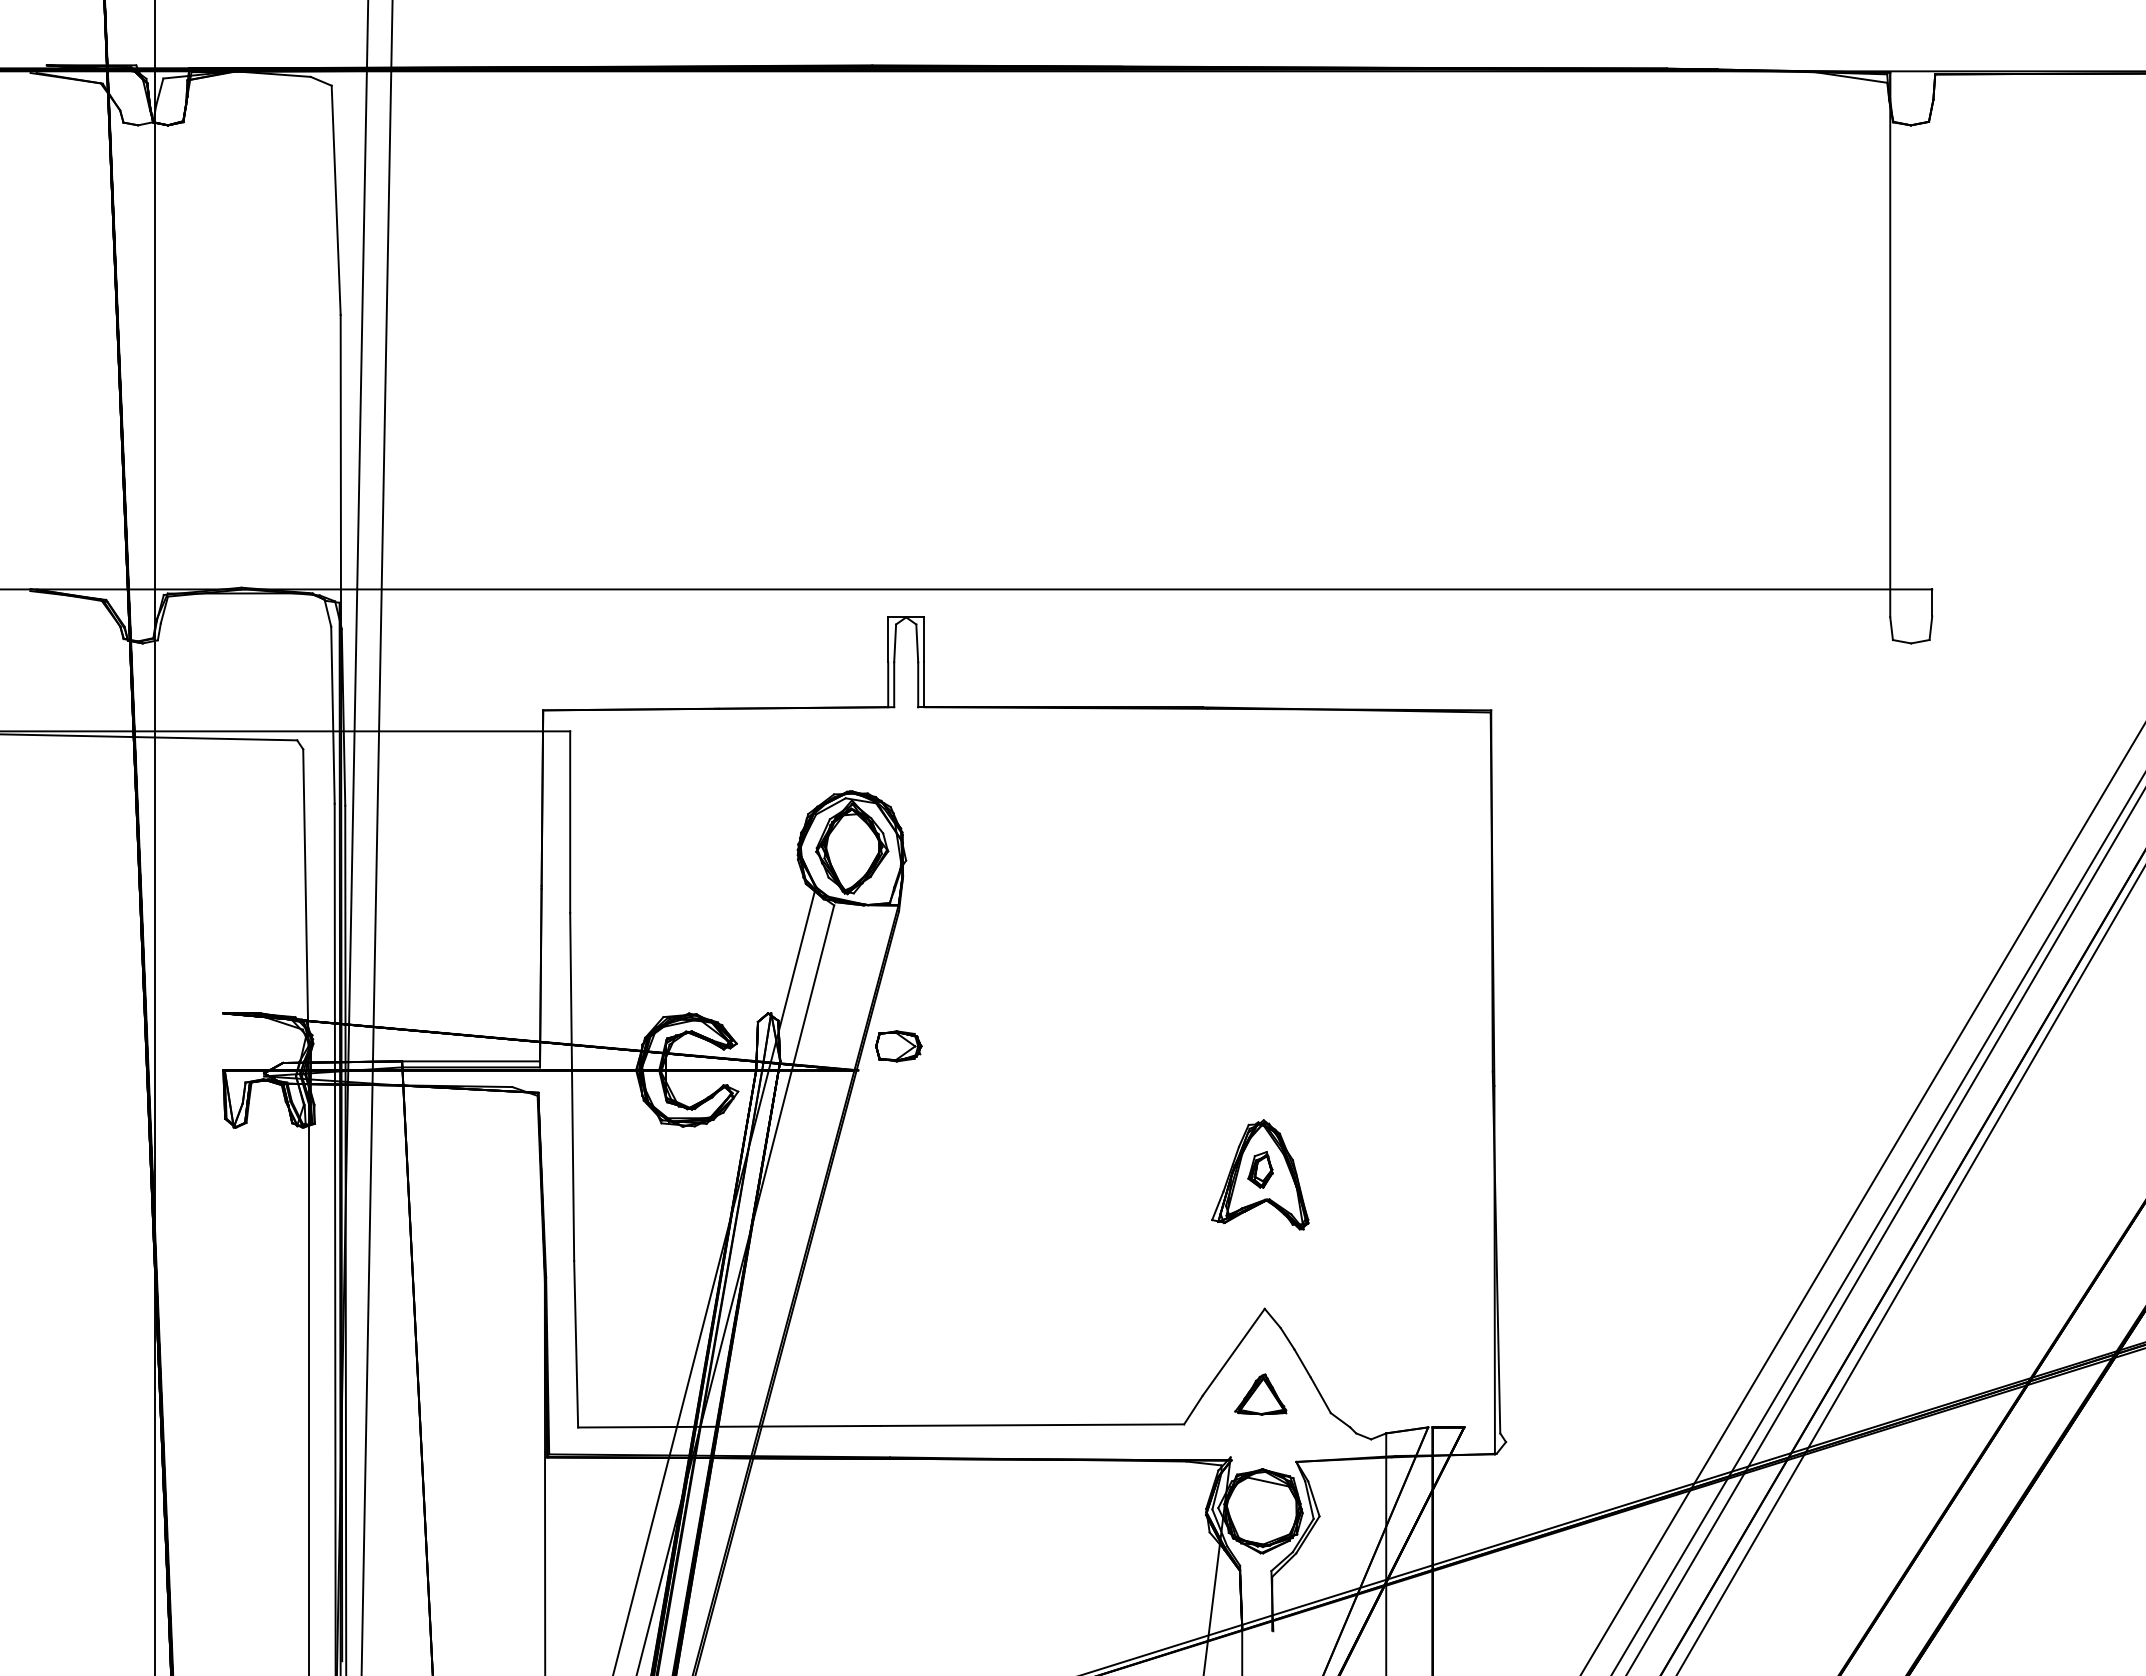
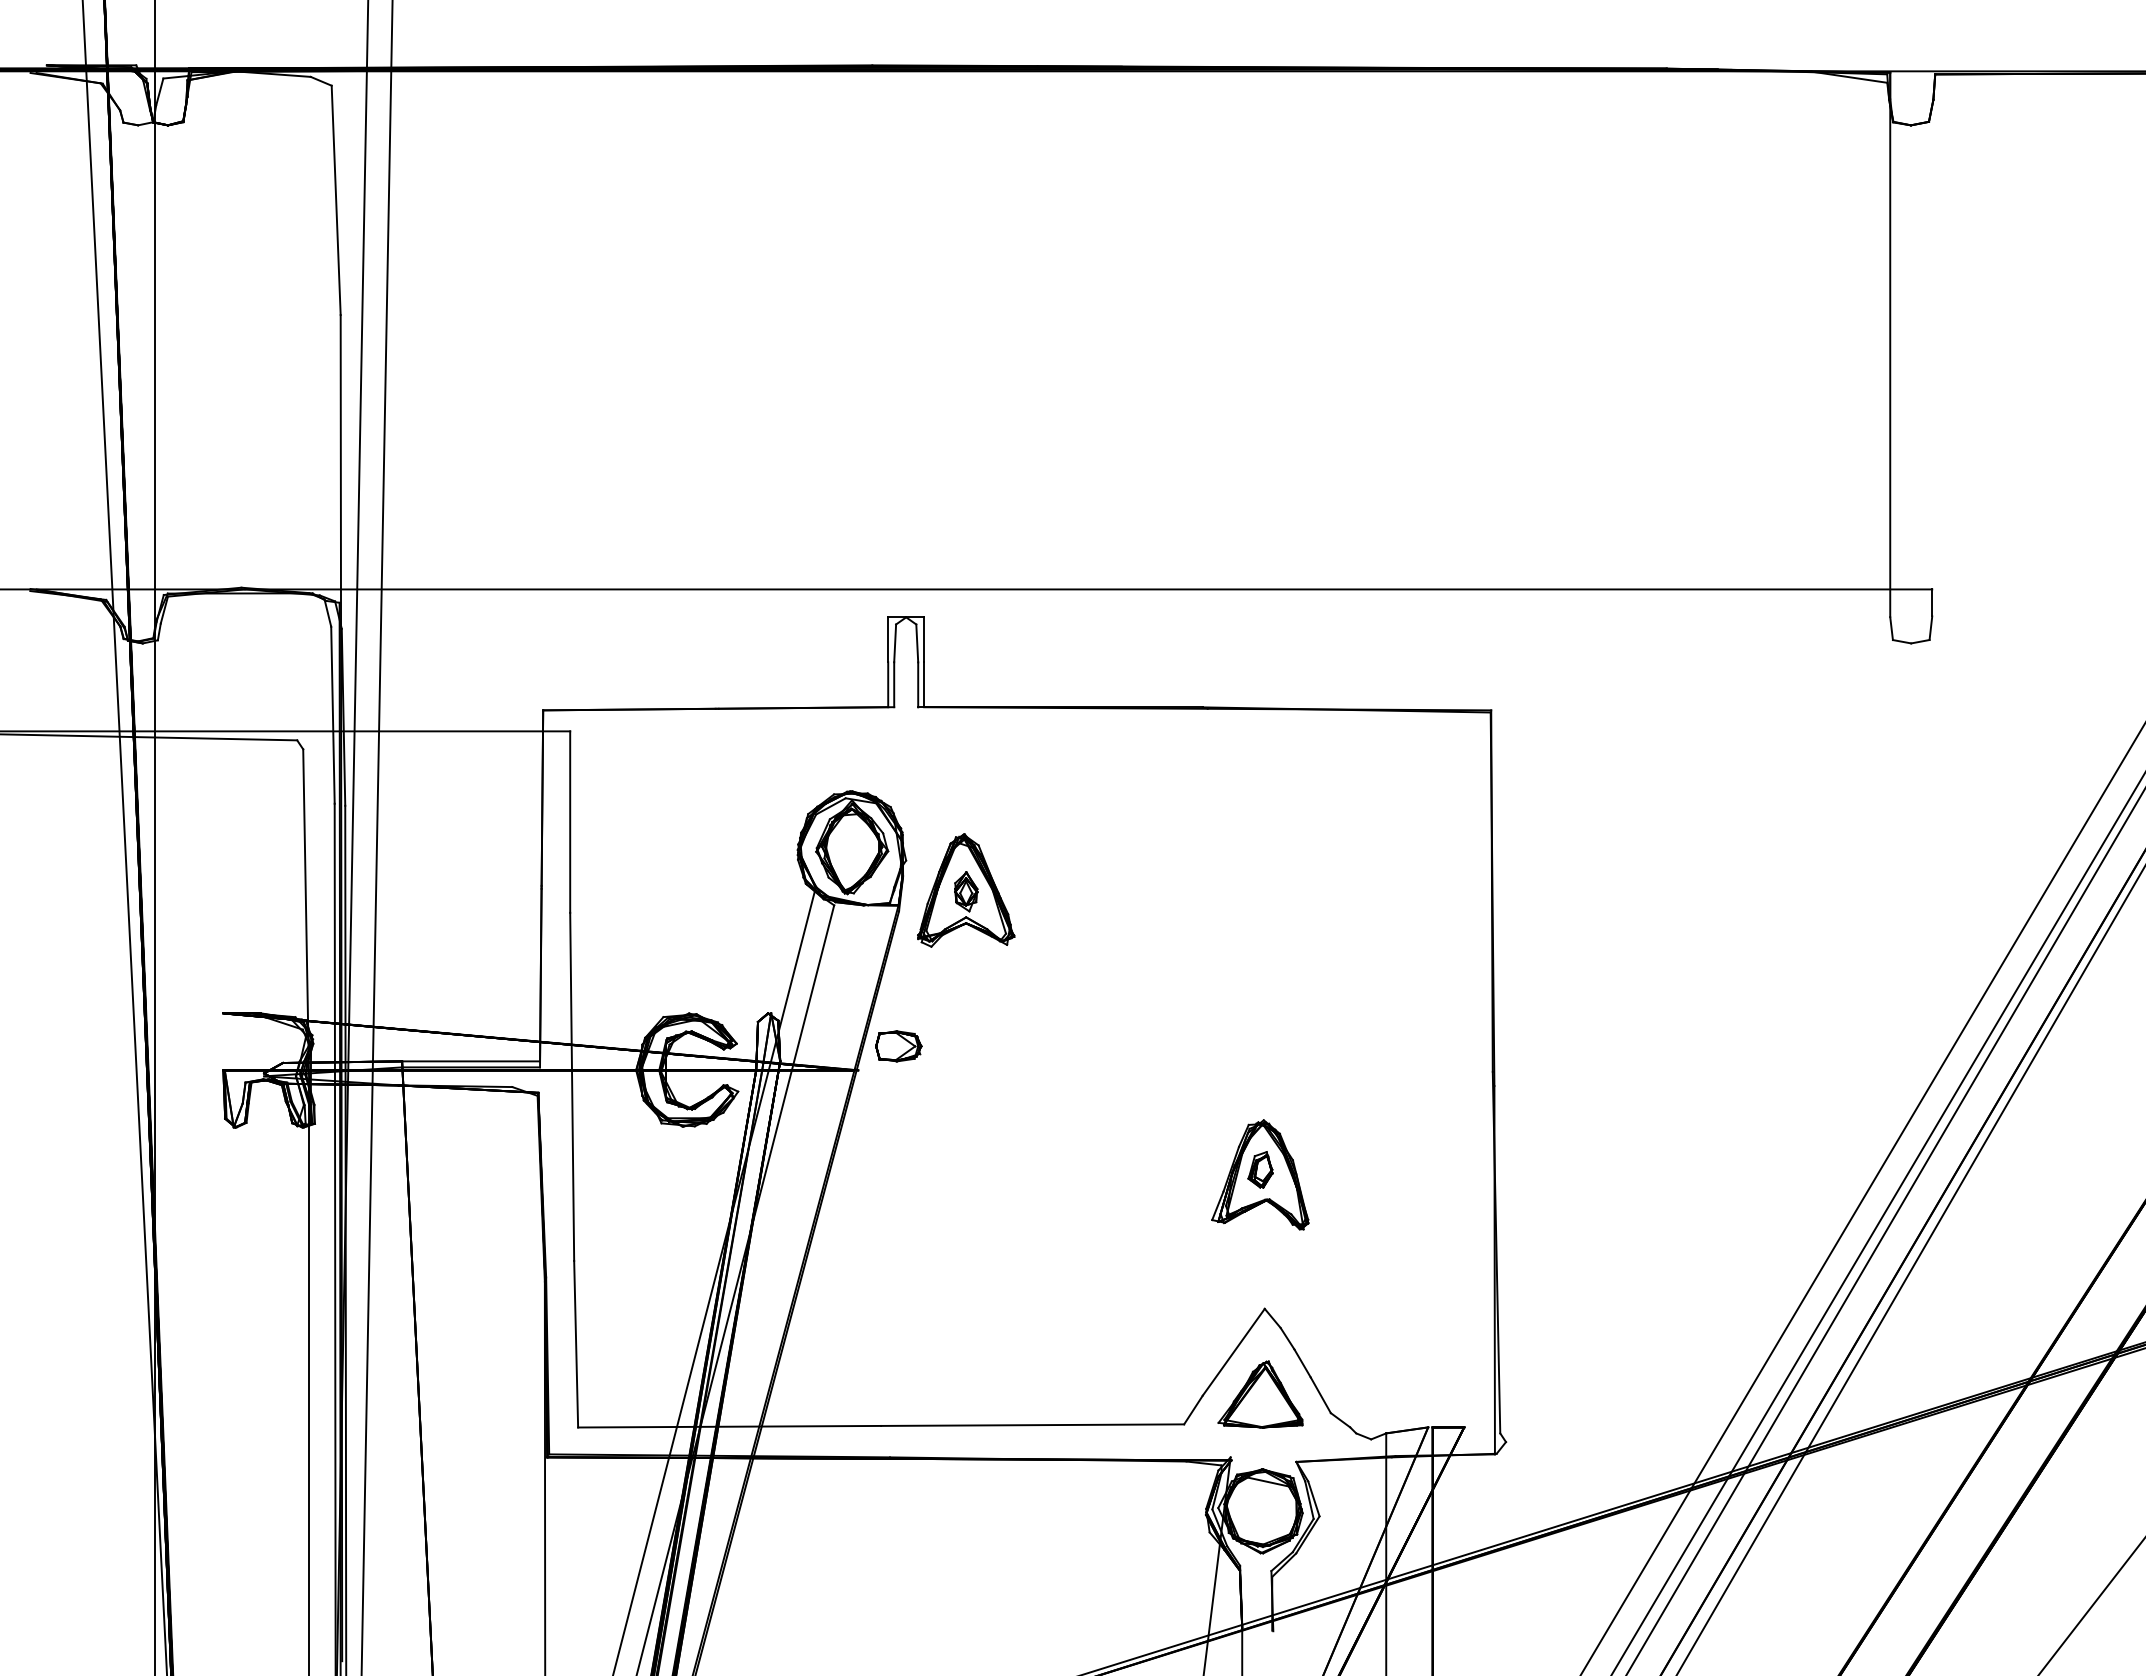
line: none -> present (124, 837)
part: none -> present (966, 890)
part size: 54x43 px -> 87x69 px (1260, 1394)
line: none -> present (2091, 1606)
